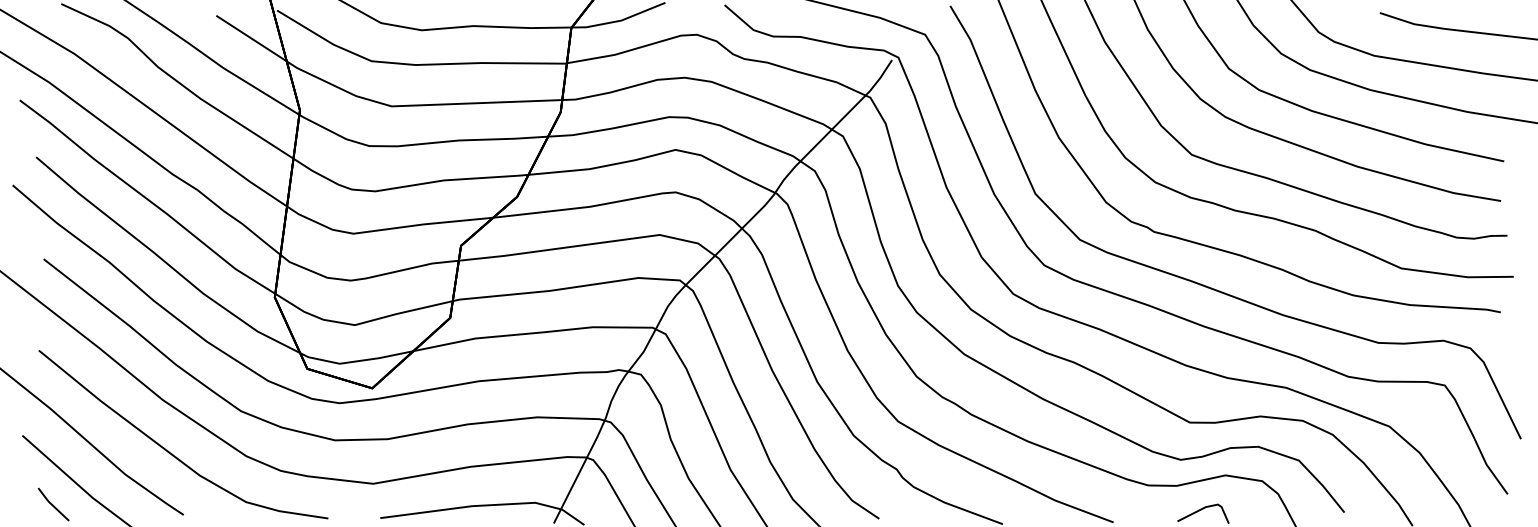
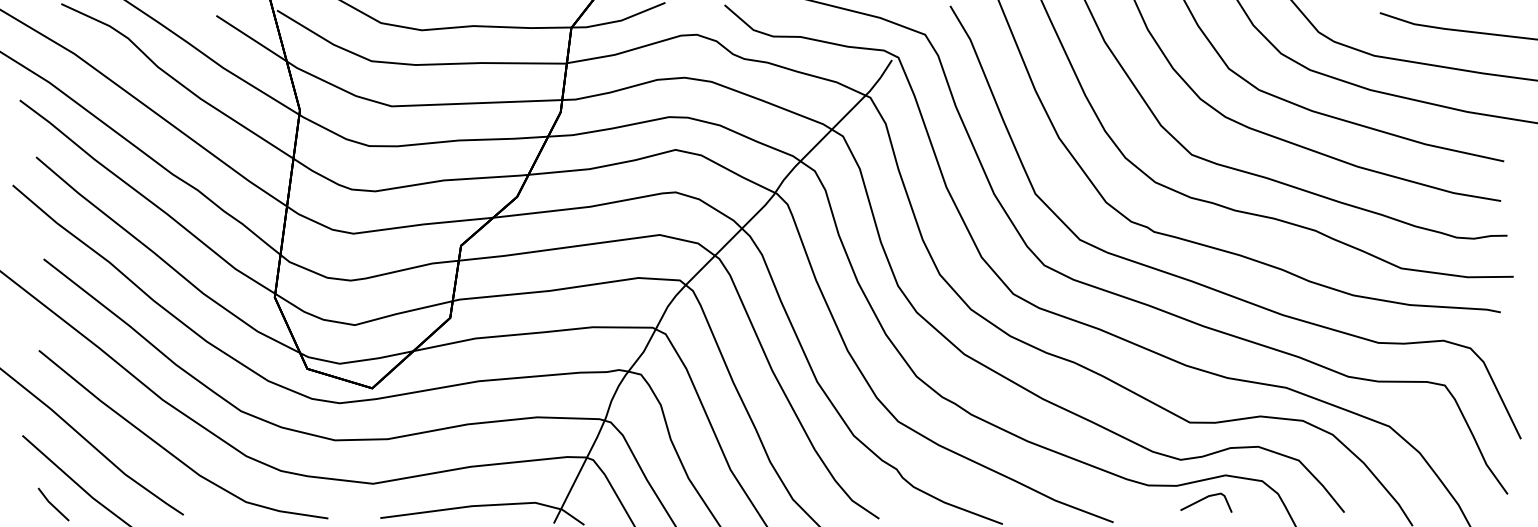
line position: (1201, 510) -> (1204, 499) (1204, 499)
